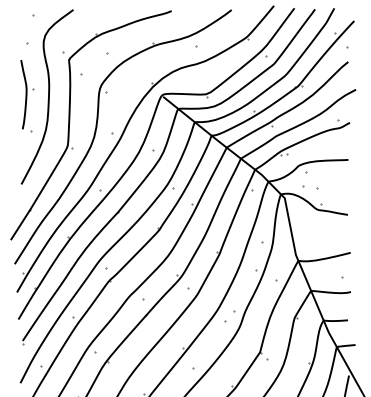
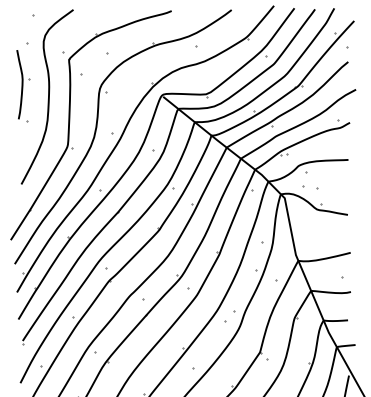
part position: (27, 96) -> (23, 86) (23, 86)
